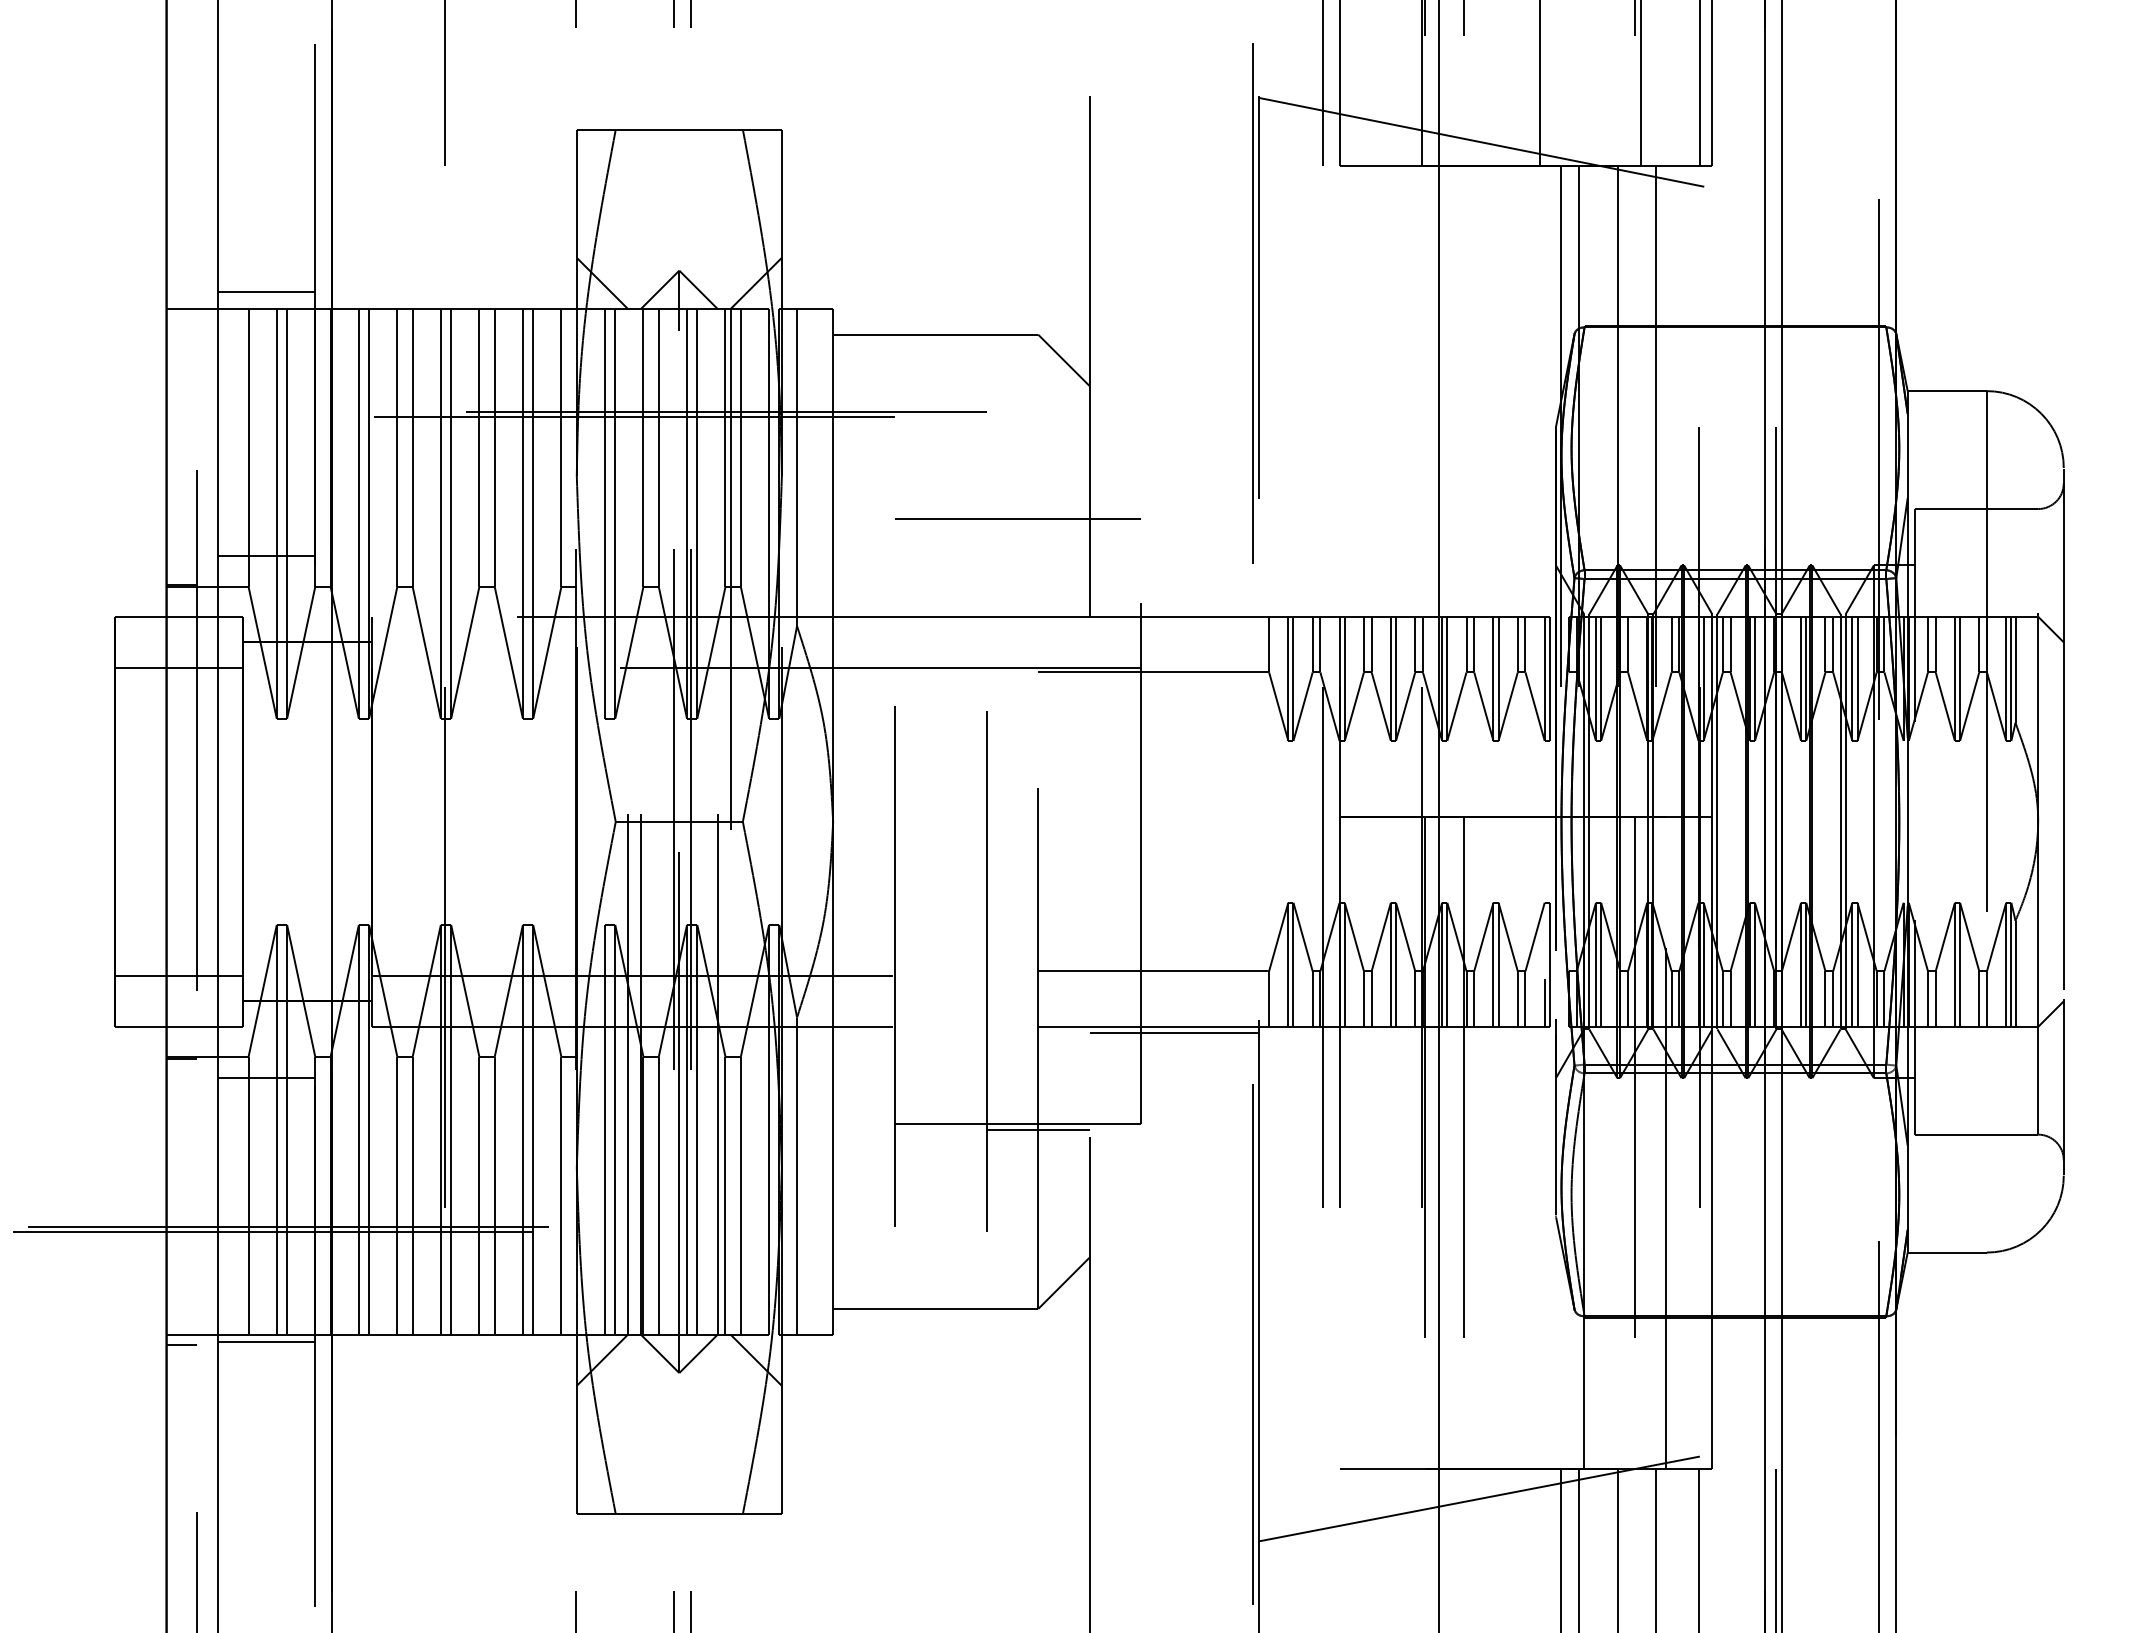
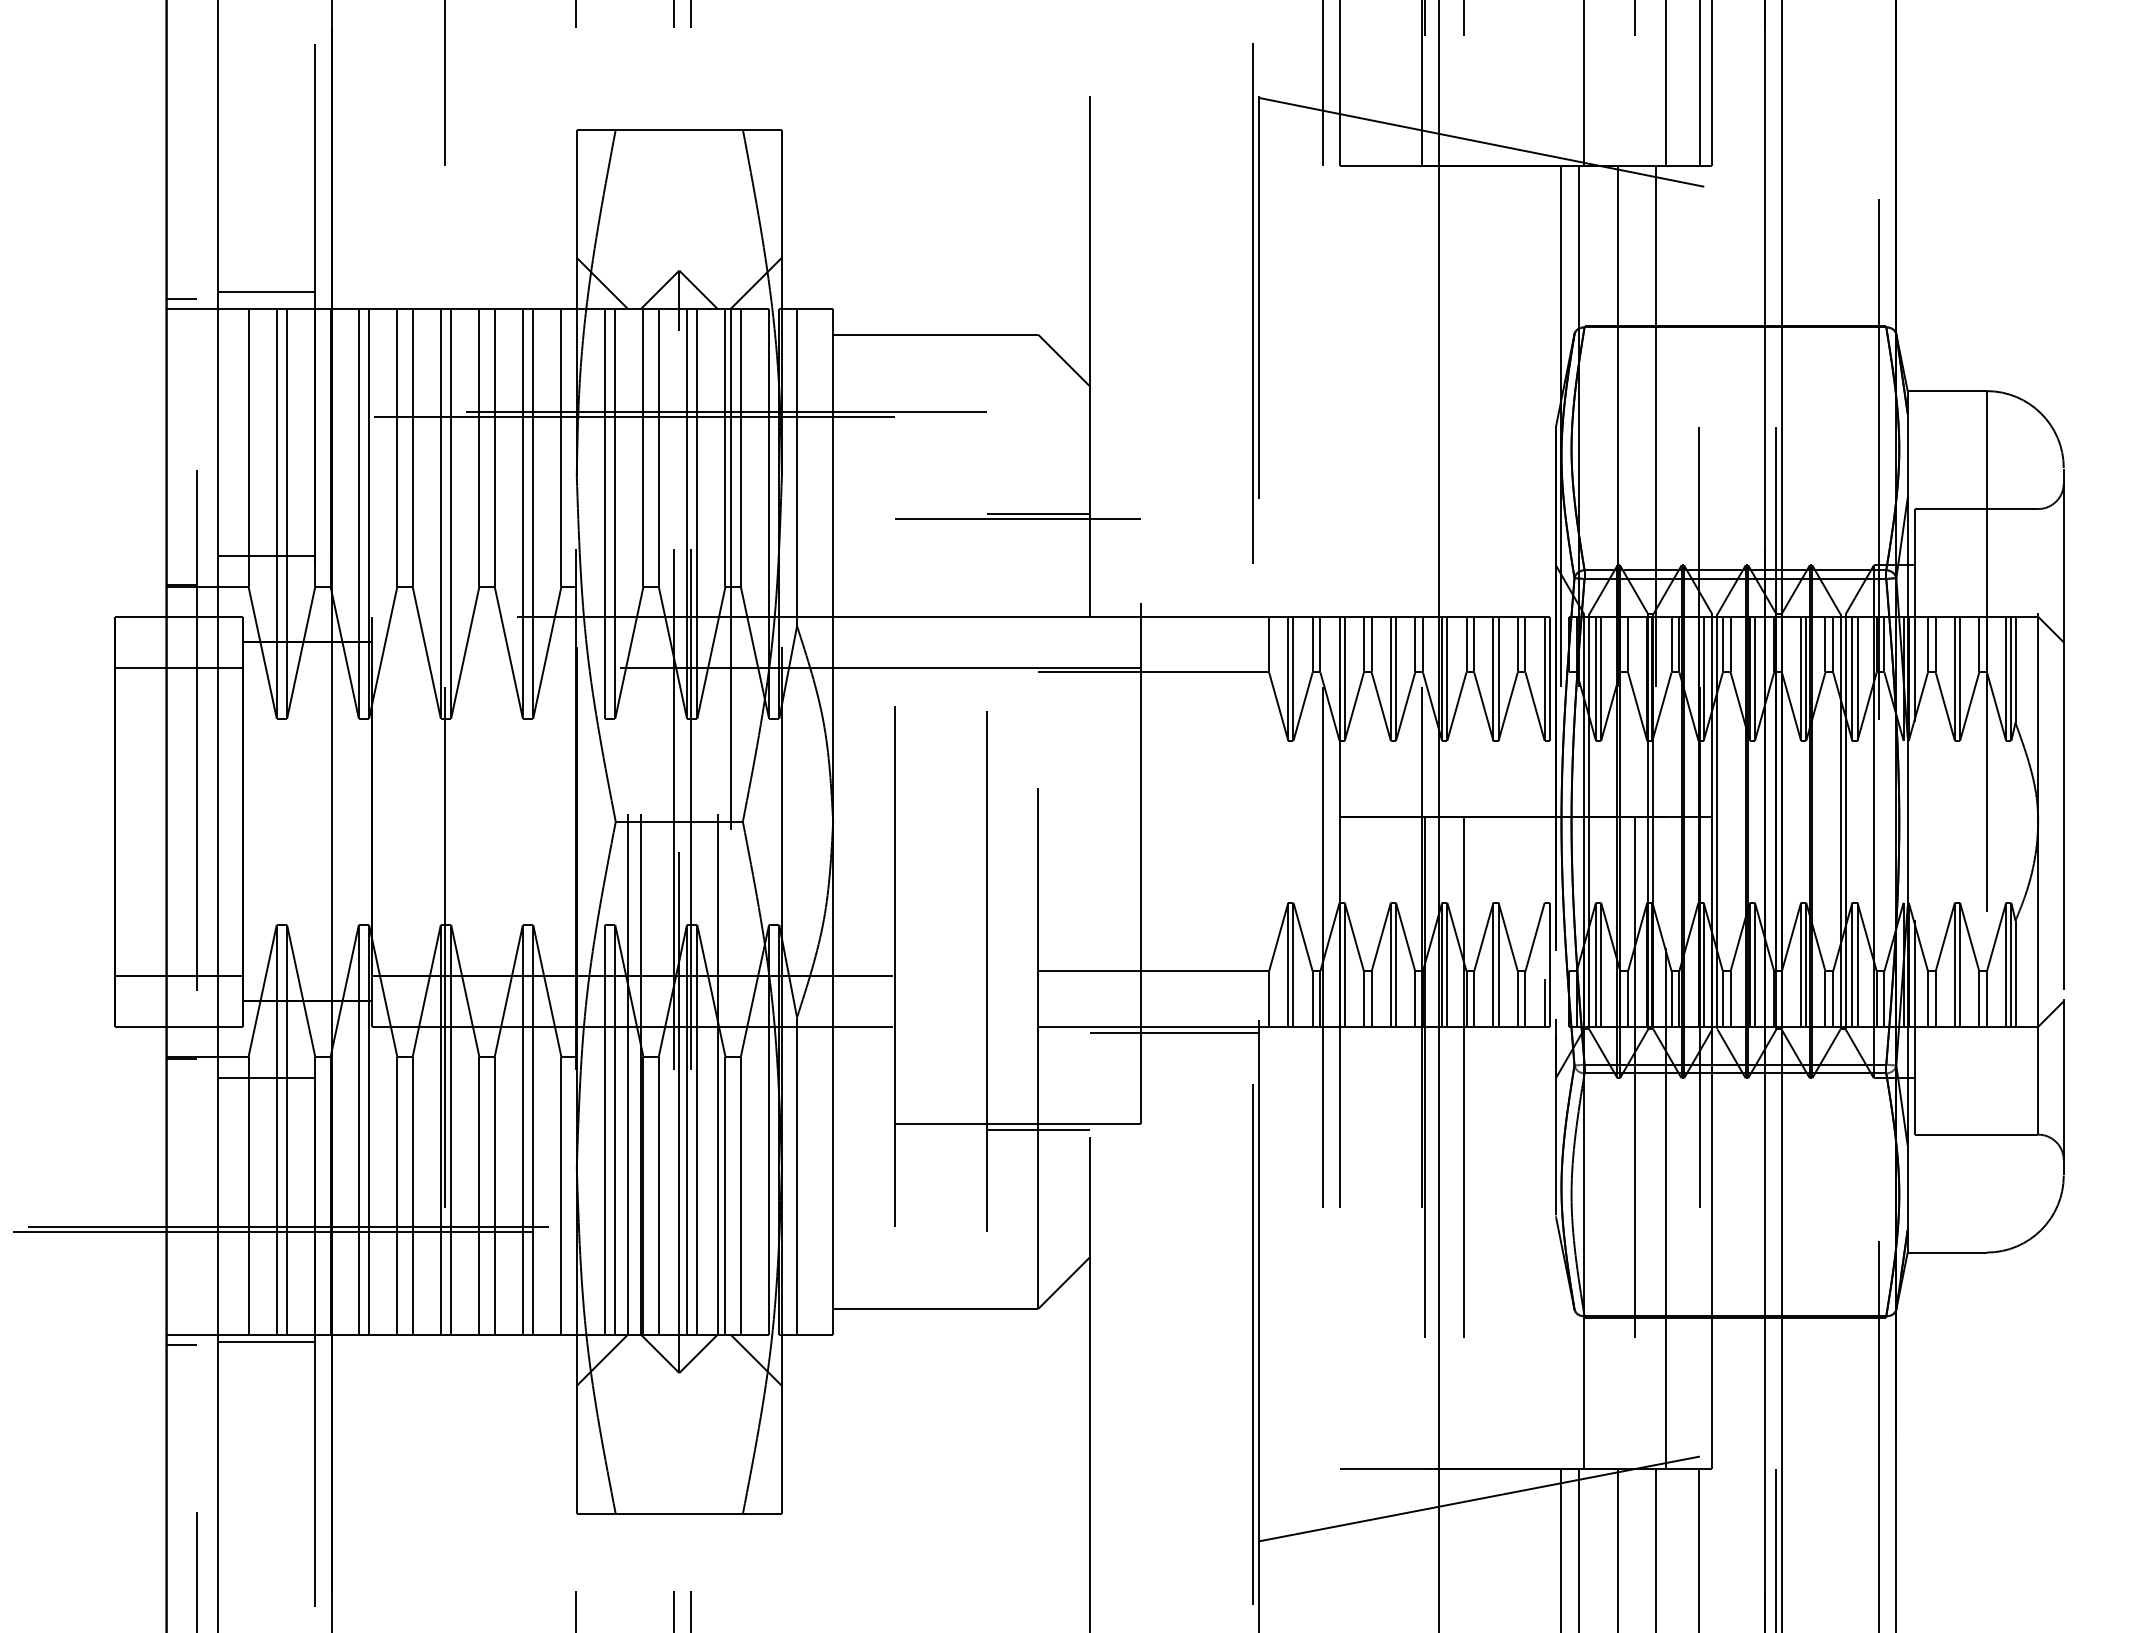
line position: (1540, 84) -> (1584, 84) (1584, 84)
line position: (1640, 84) -> (1665, 84) (1665, 84)
line: none -> present (181, 298)
line: none -> present (1038, 514)
